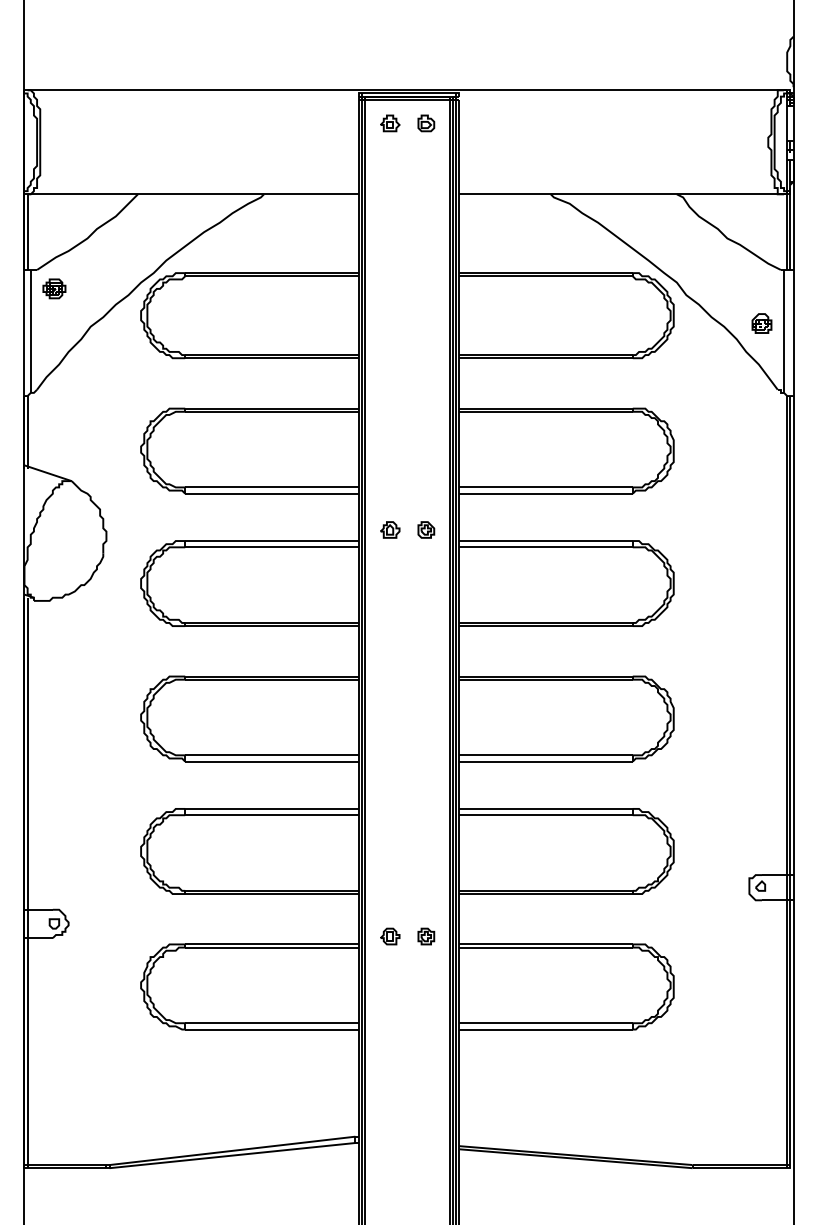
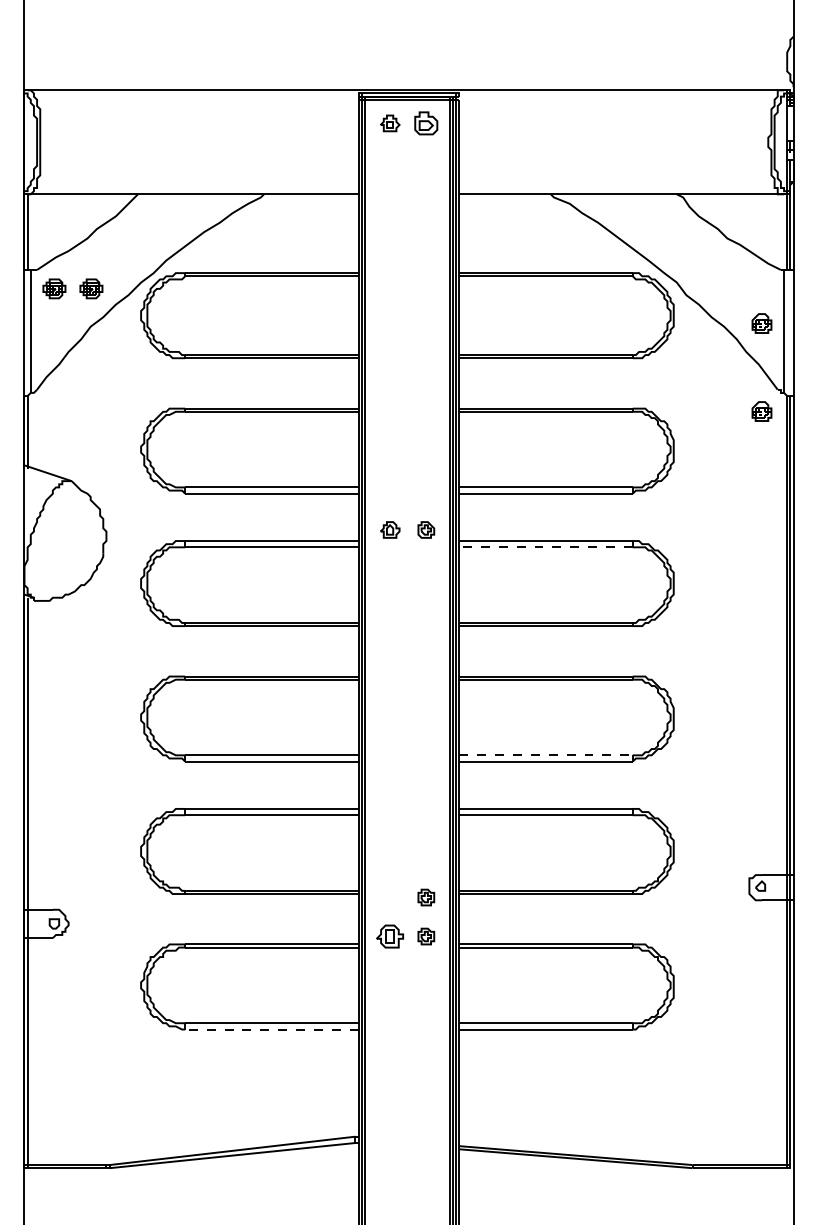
part size: 19x19 px -> 25x25 px (426, 123)
part: none -> present (91, 288)
part: none -> present (761, 411)
line: solid -> dashed (546, 547)
line: solid -> dashed (546, 755)
part: none -> present (426, 897)
part size: 21x19 px -> 28x25 px (389, 936)
line: solid -> dashed (271, 1029)
